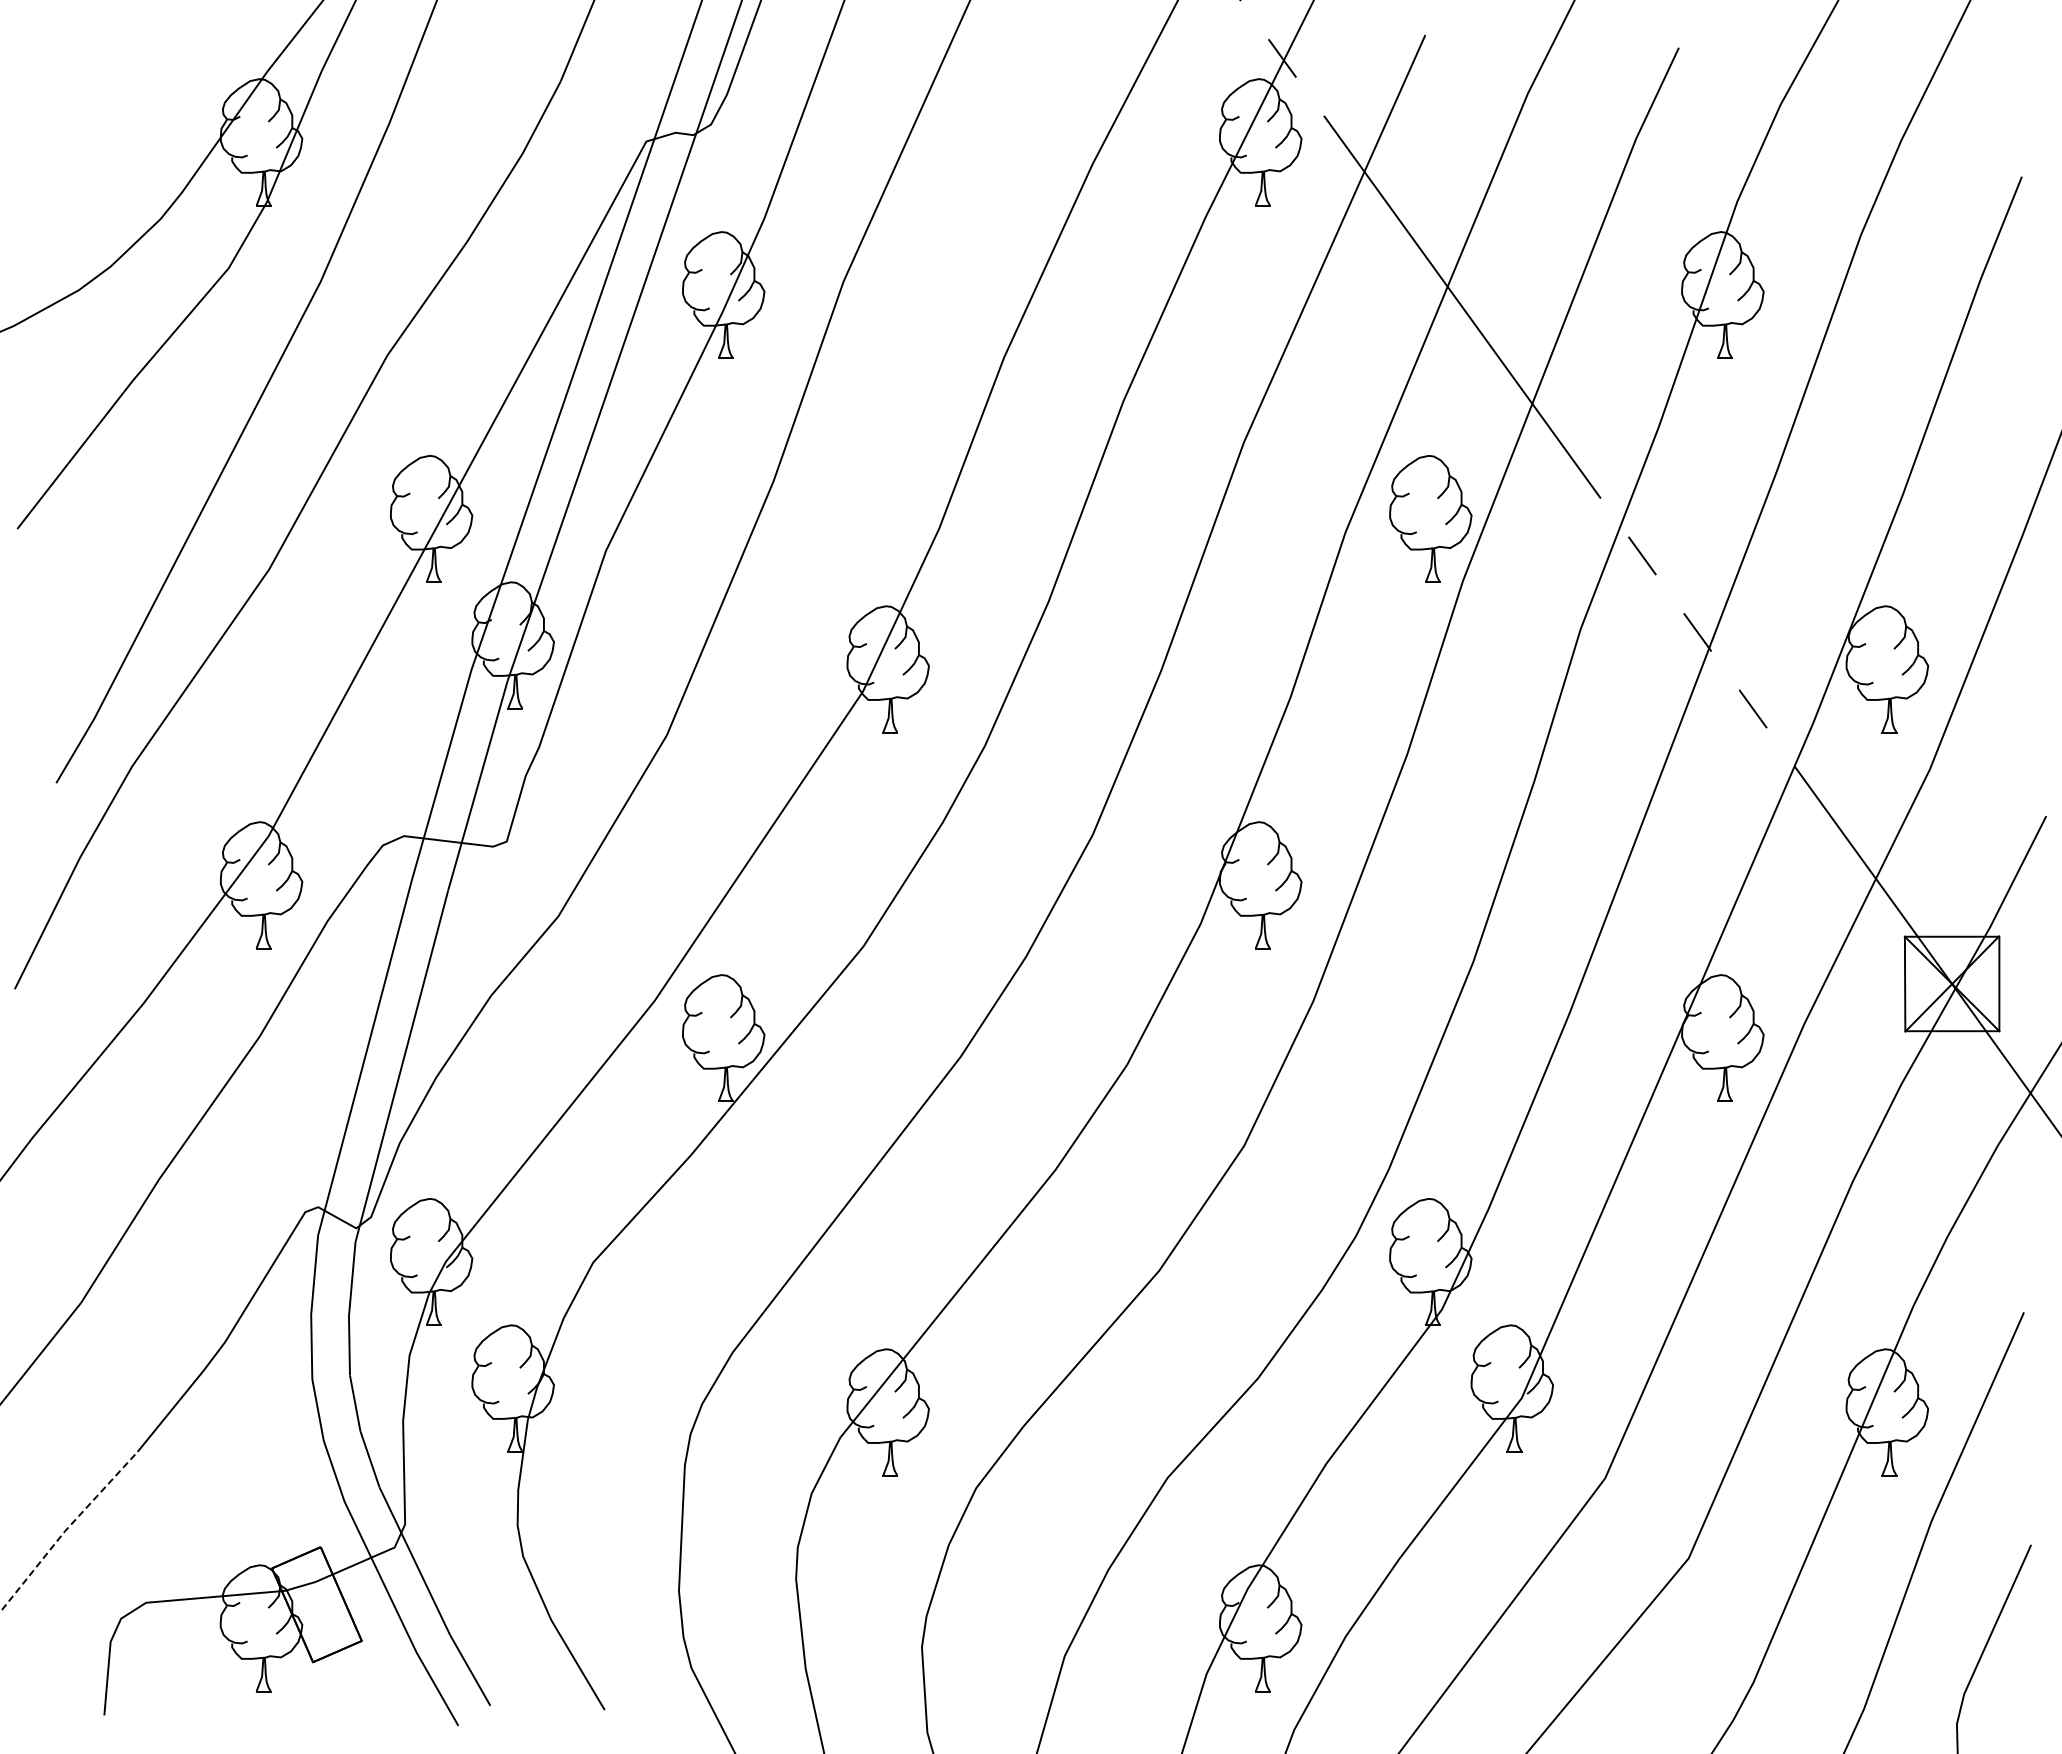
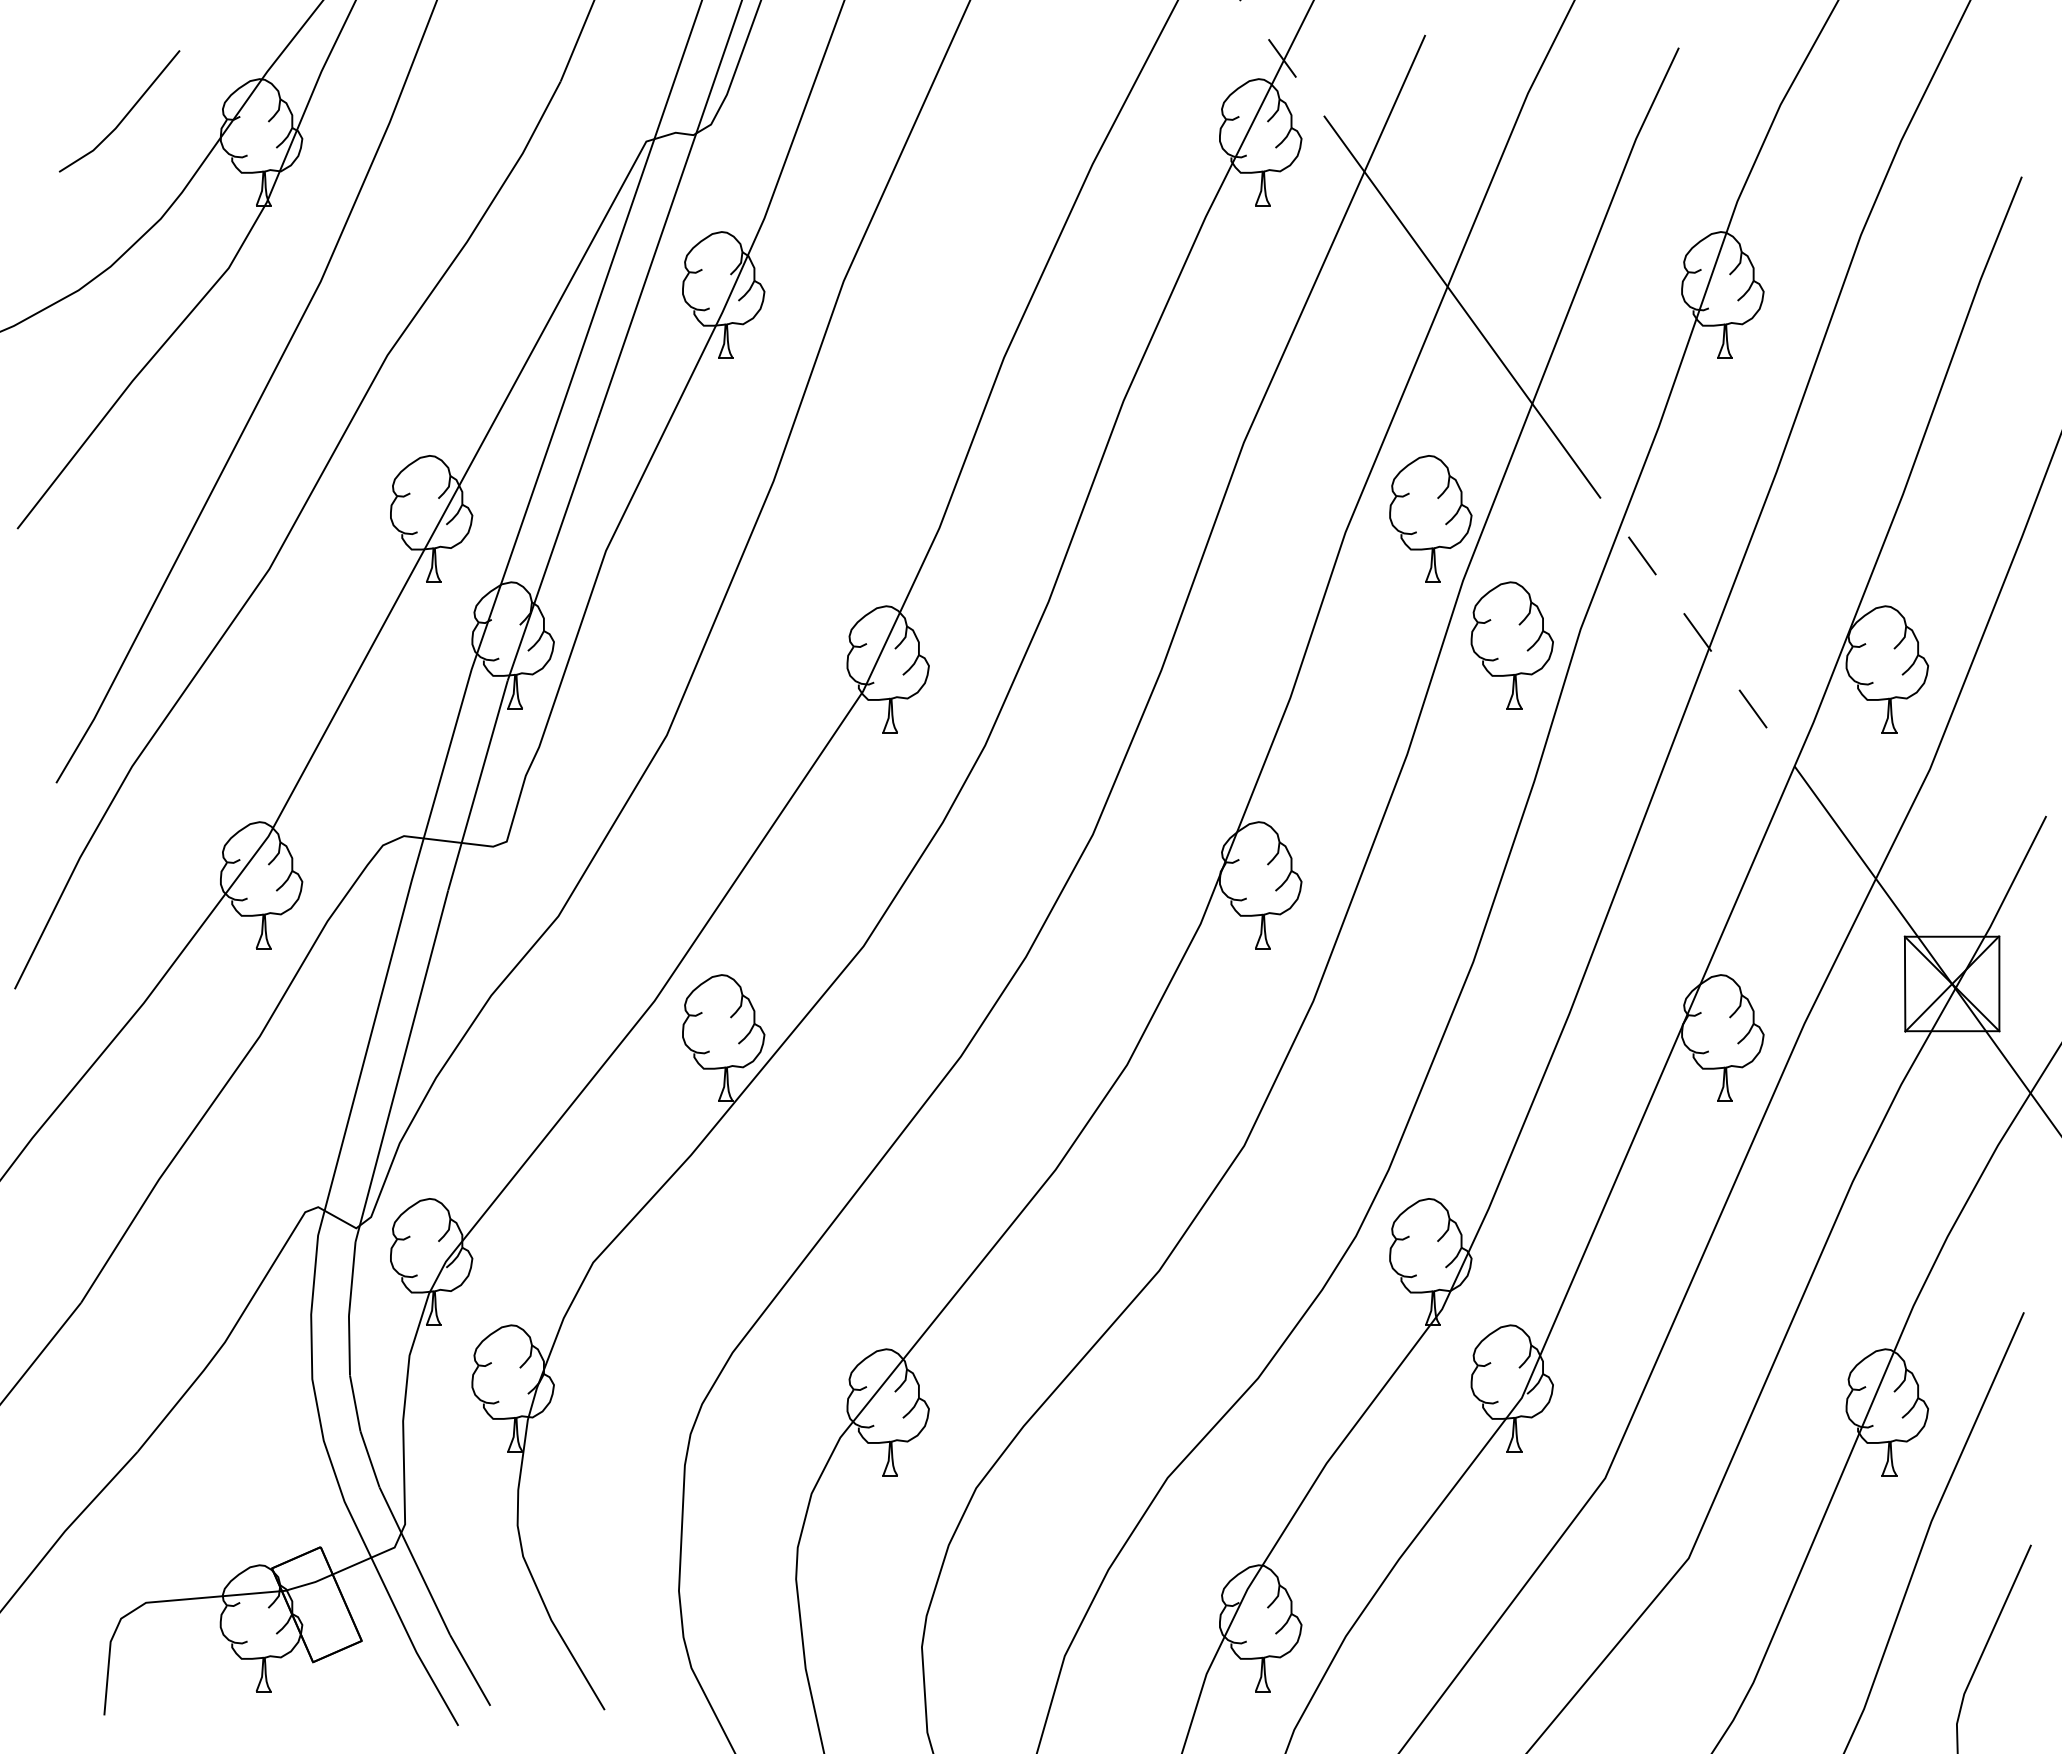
line: none -> present (124, 116)
part: none -> present (1511, 645)
line: dashed -> solid (66, 1529)
